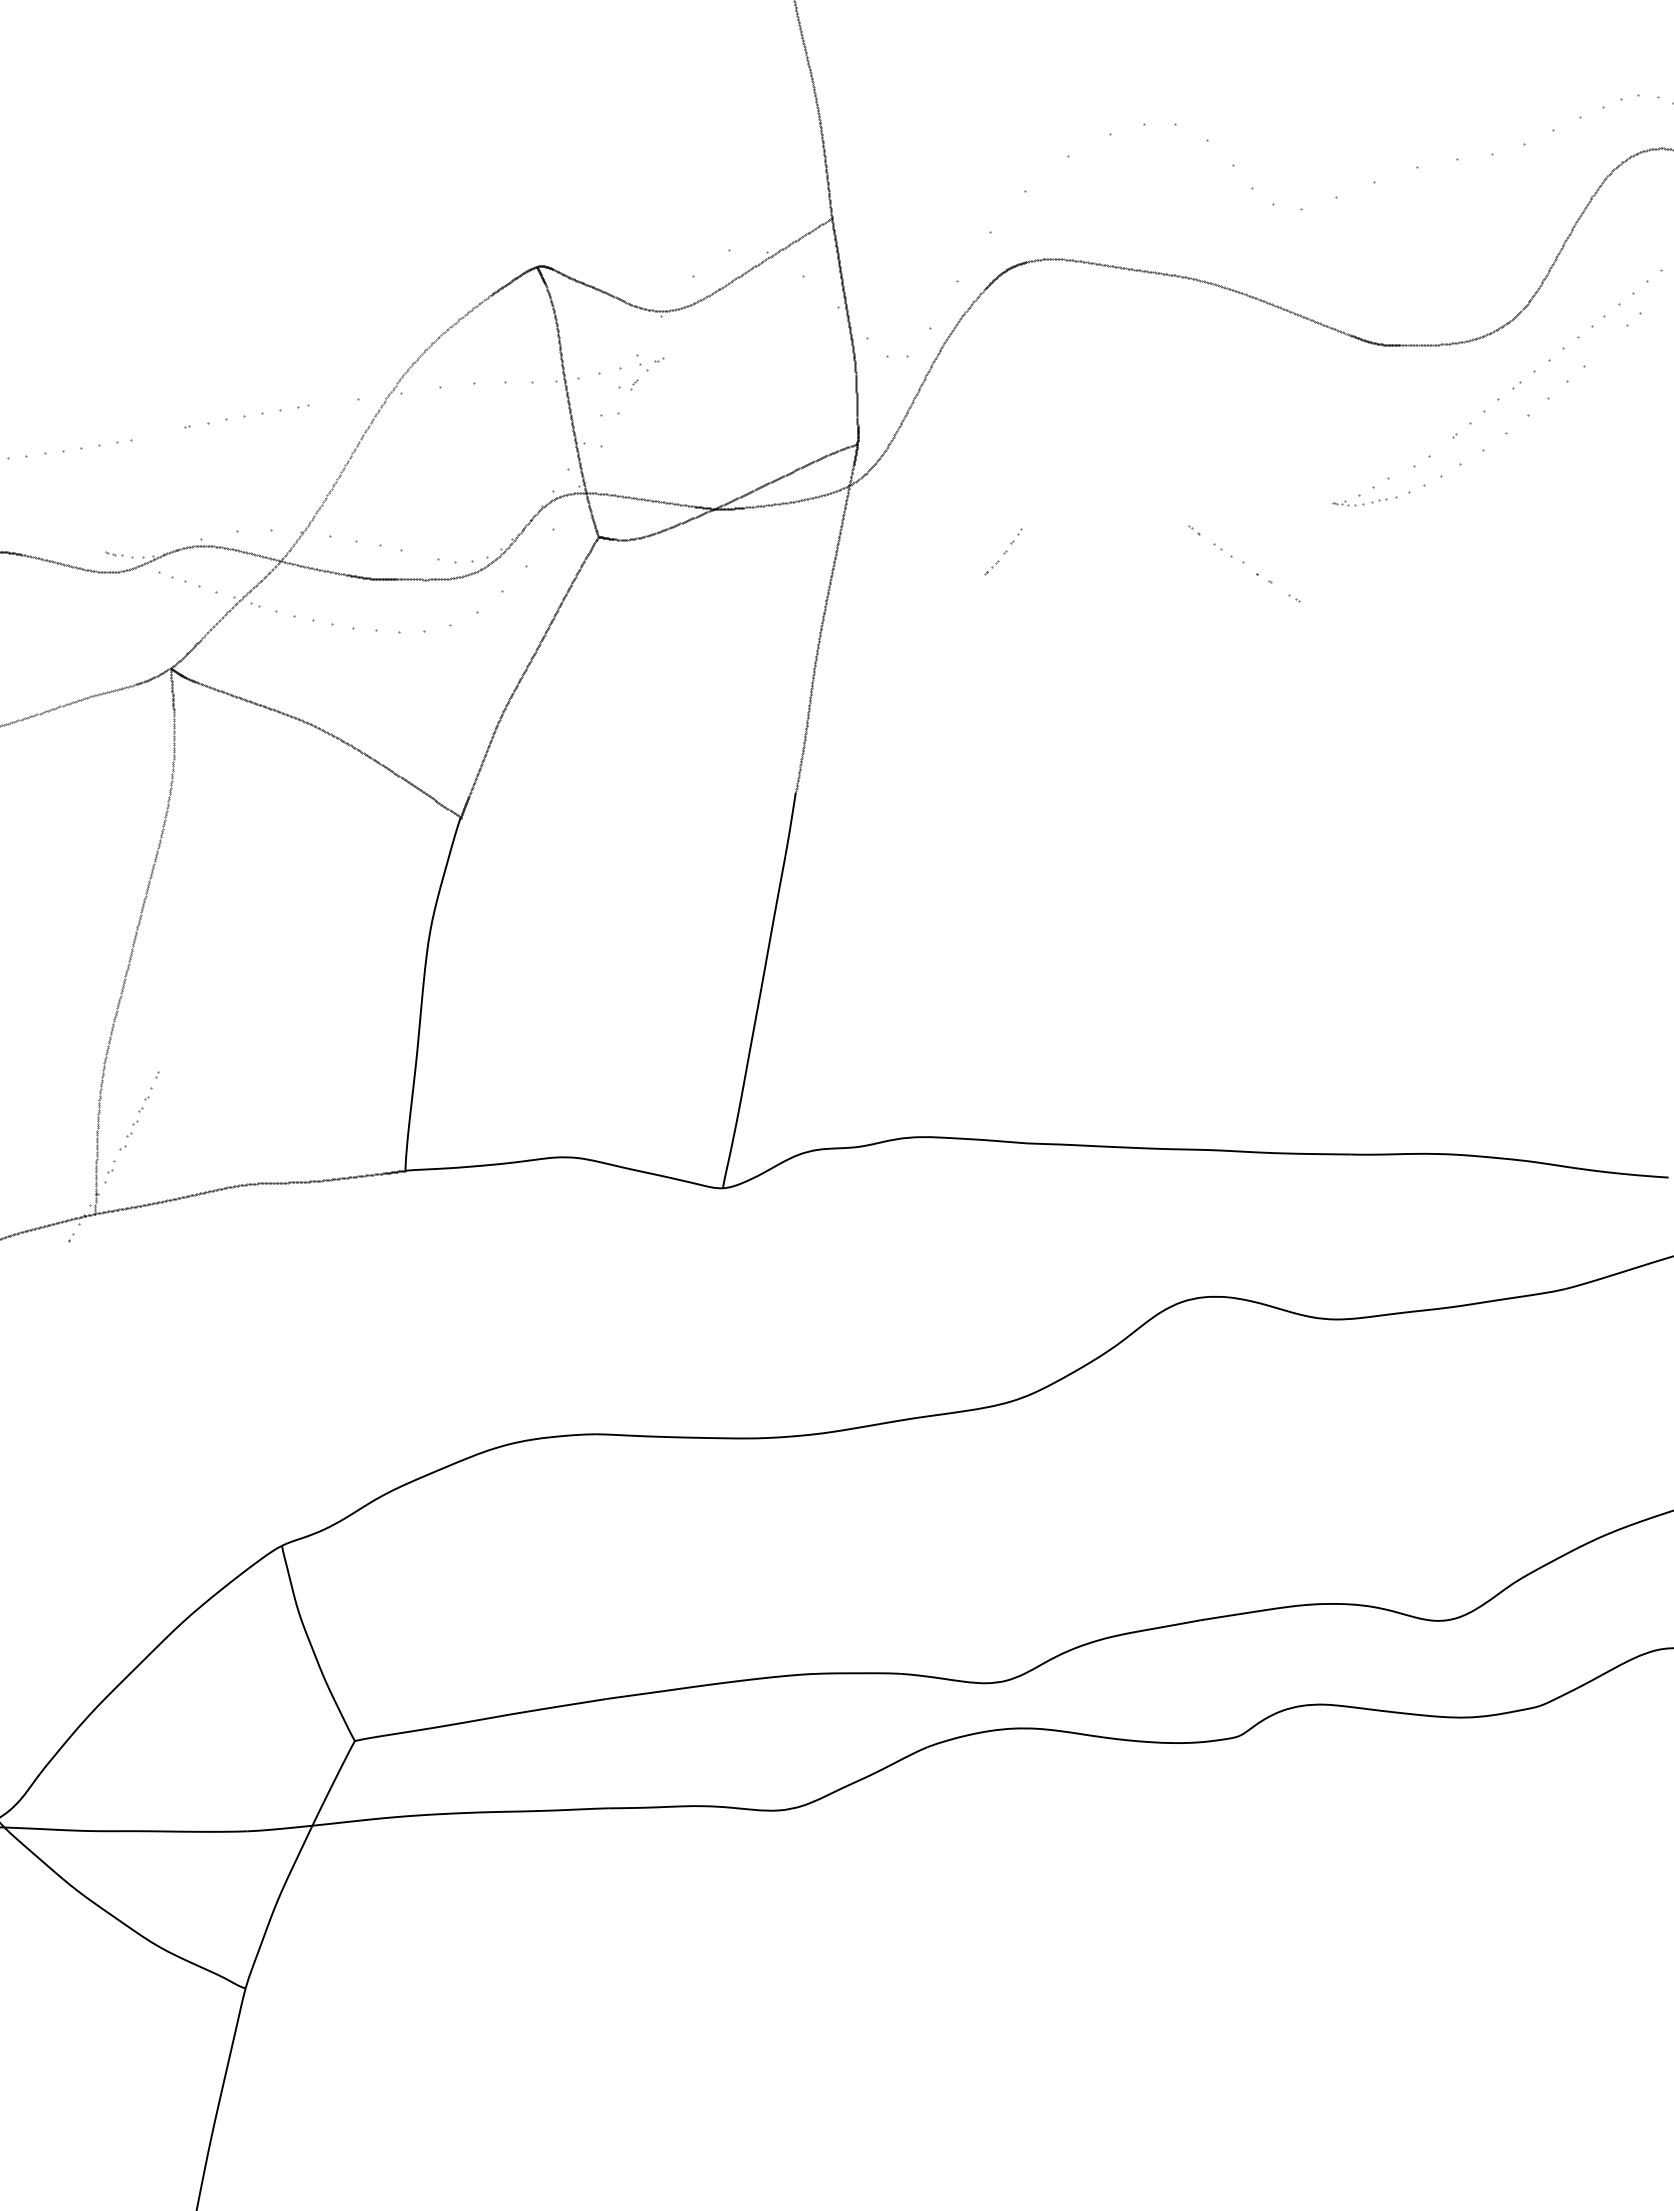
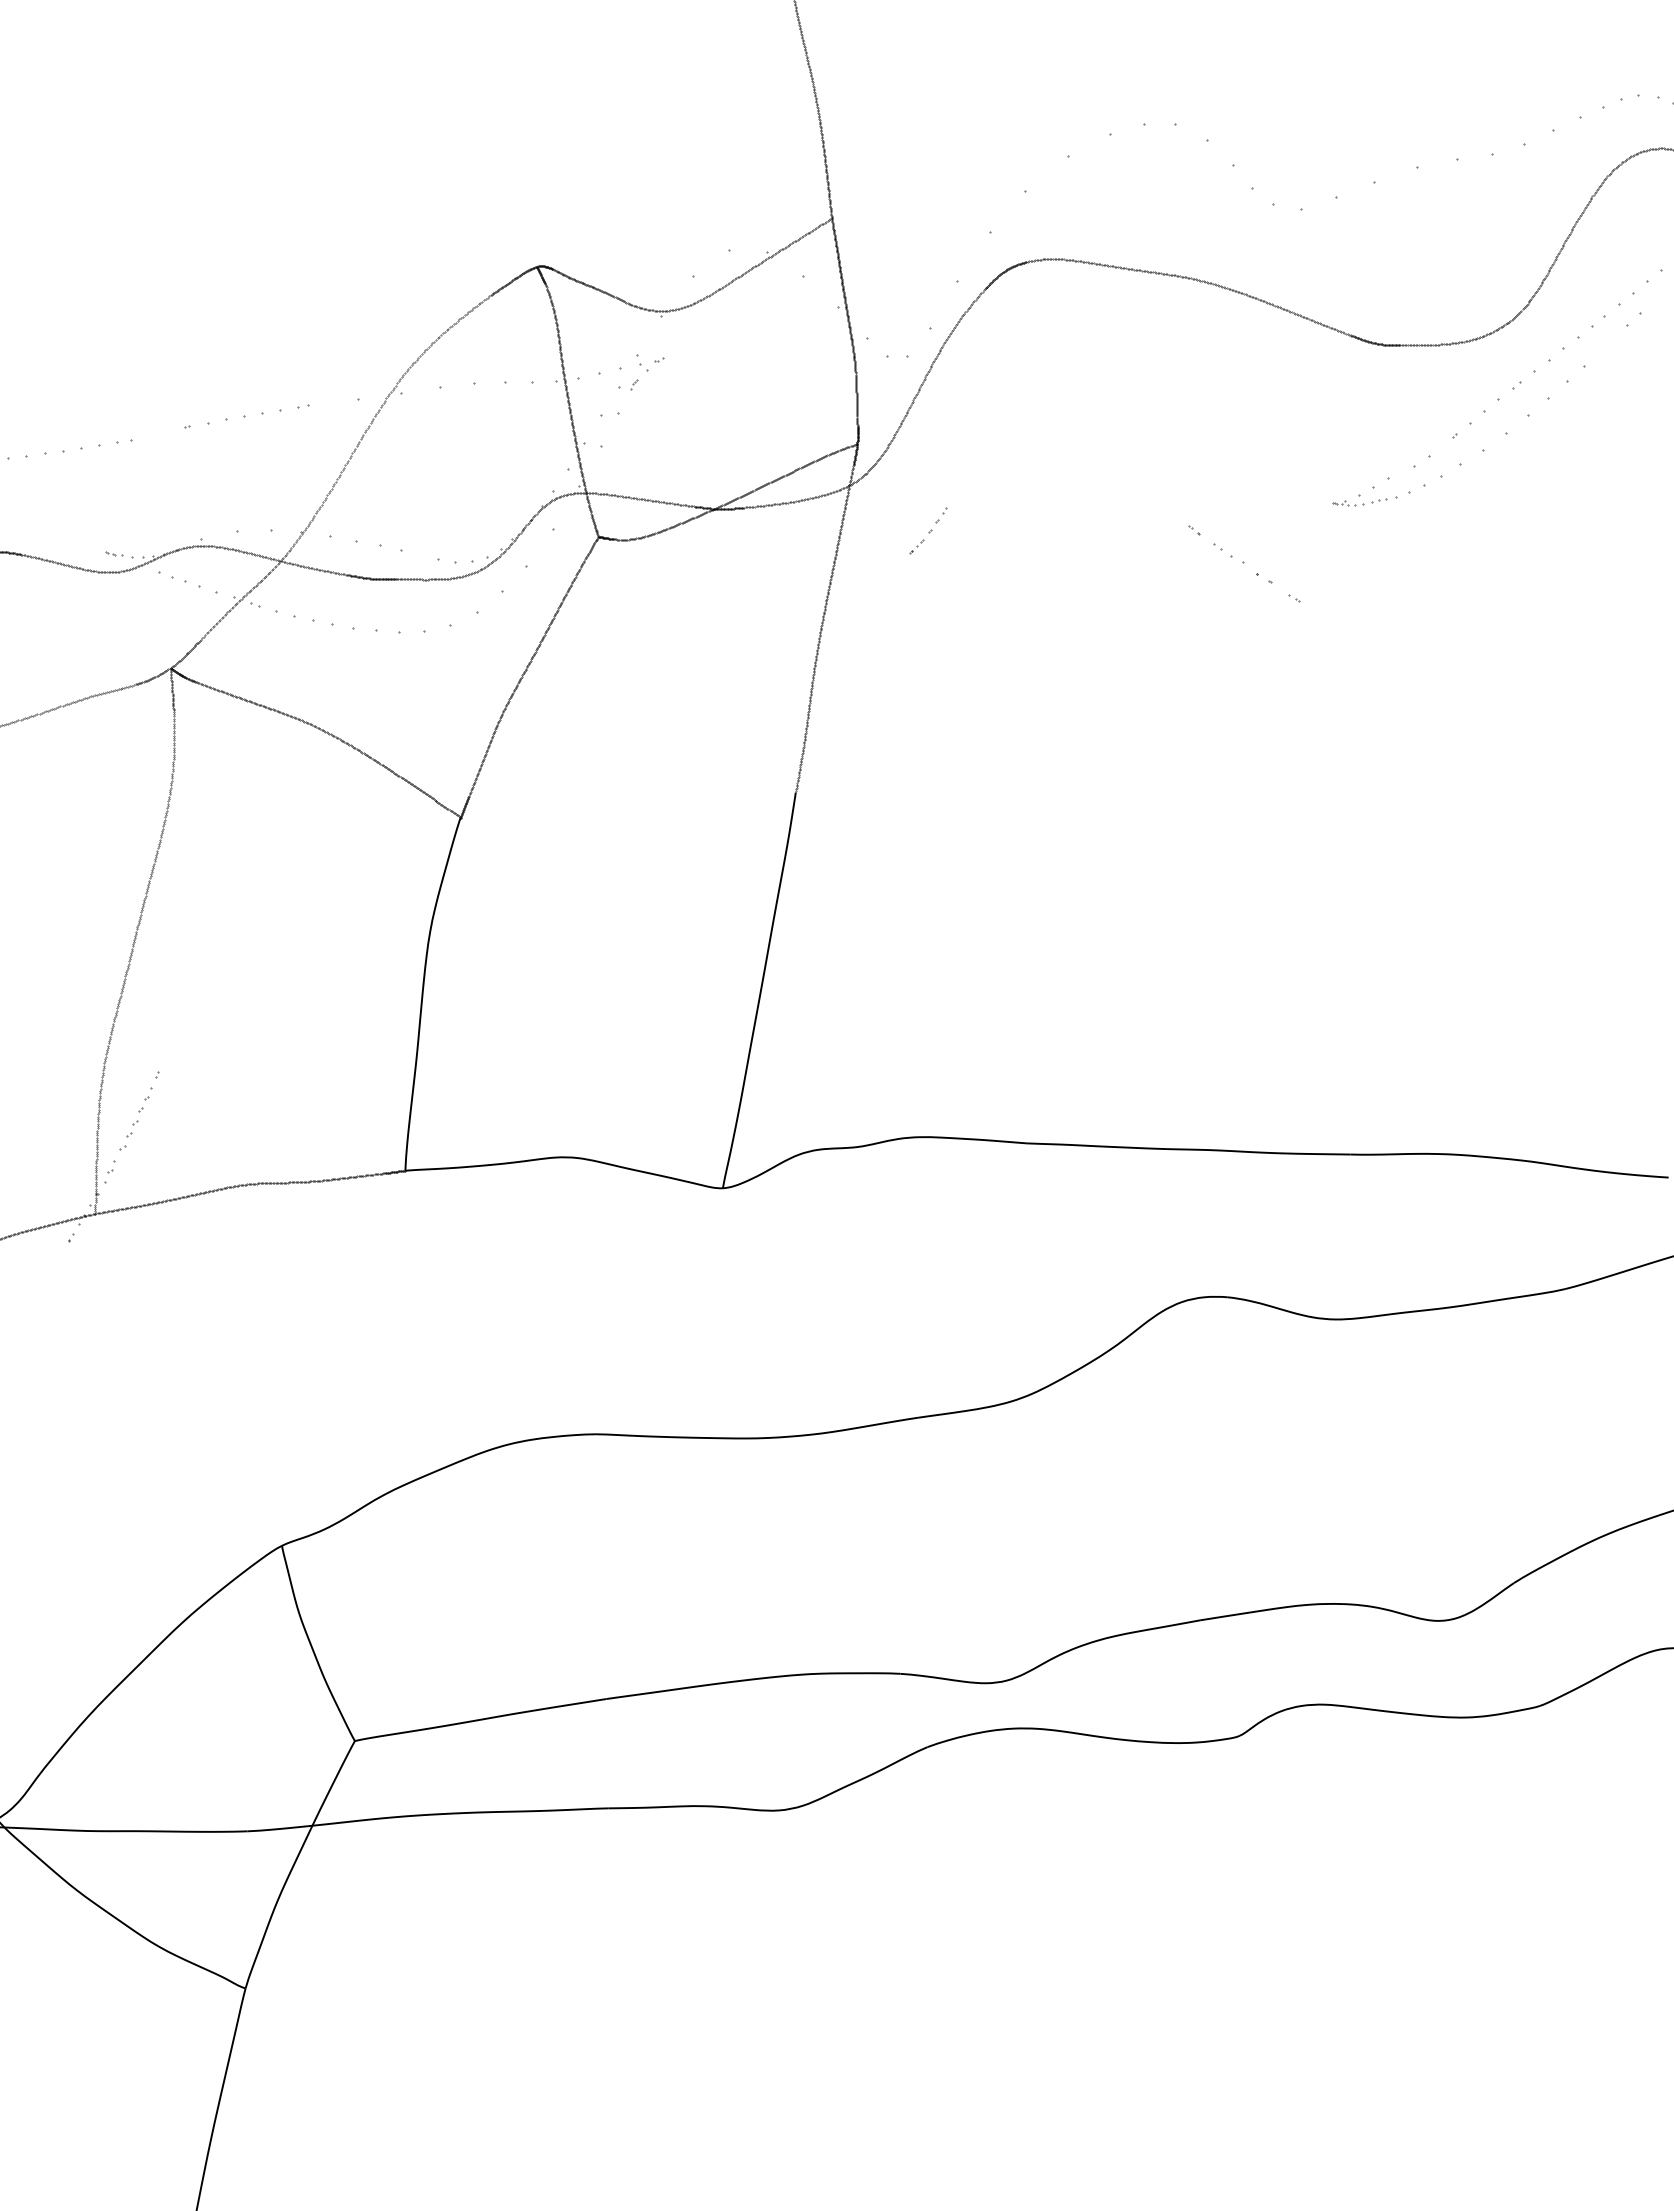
part position: (1003, 551) -> (928, 530) (928, 530)
